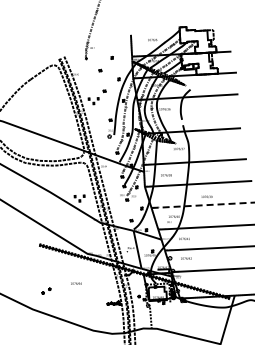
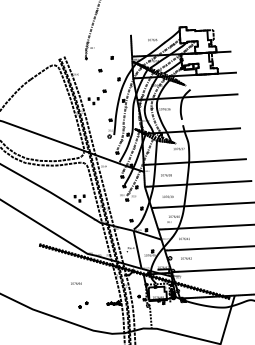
text position: (206, 196) -> (167, 196) (167, 196)
line: dashed -> solid (203, 205)
part position: (46, 290) -> (83, 304) (83, 304)
